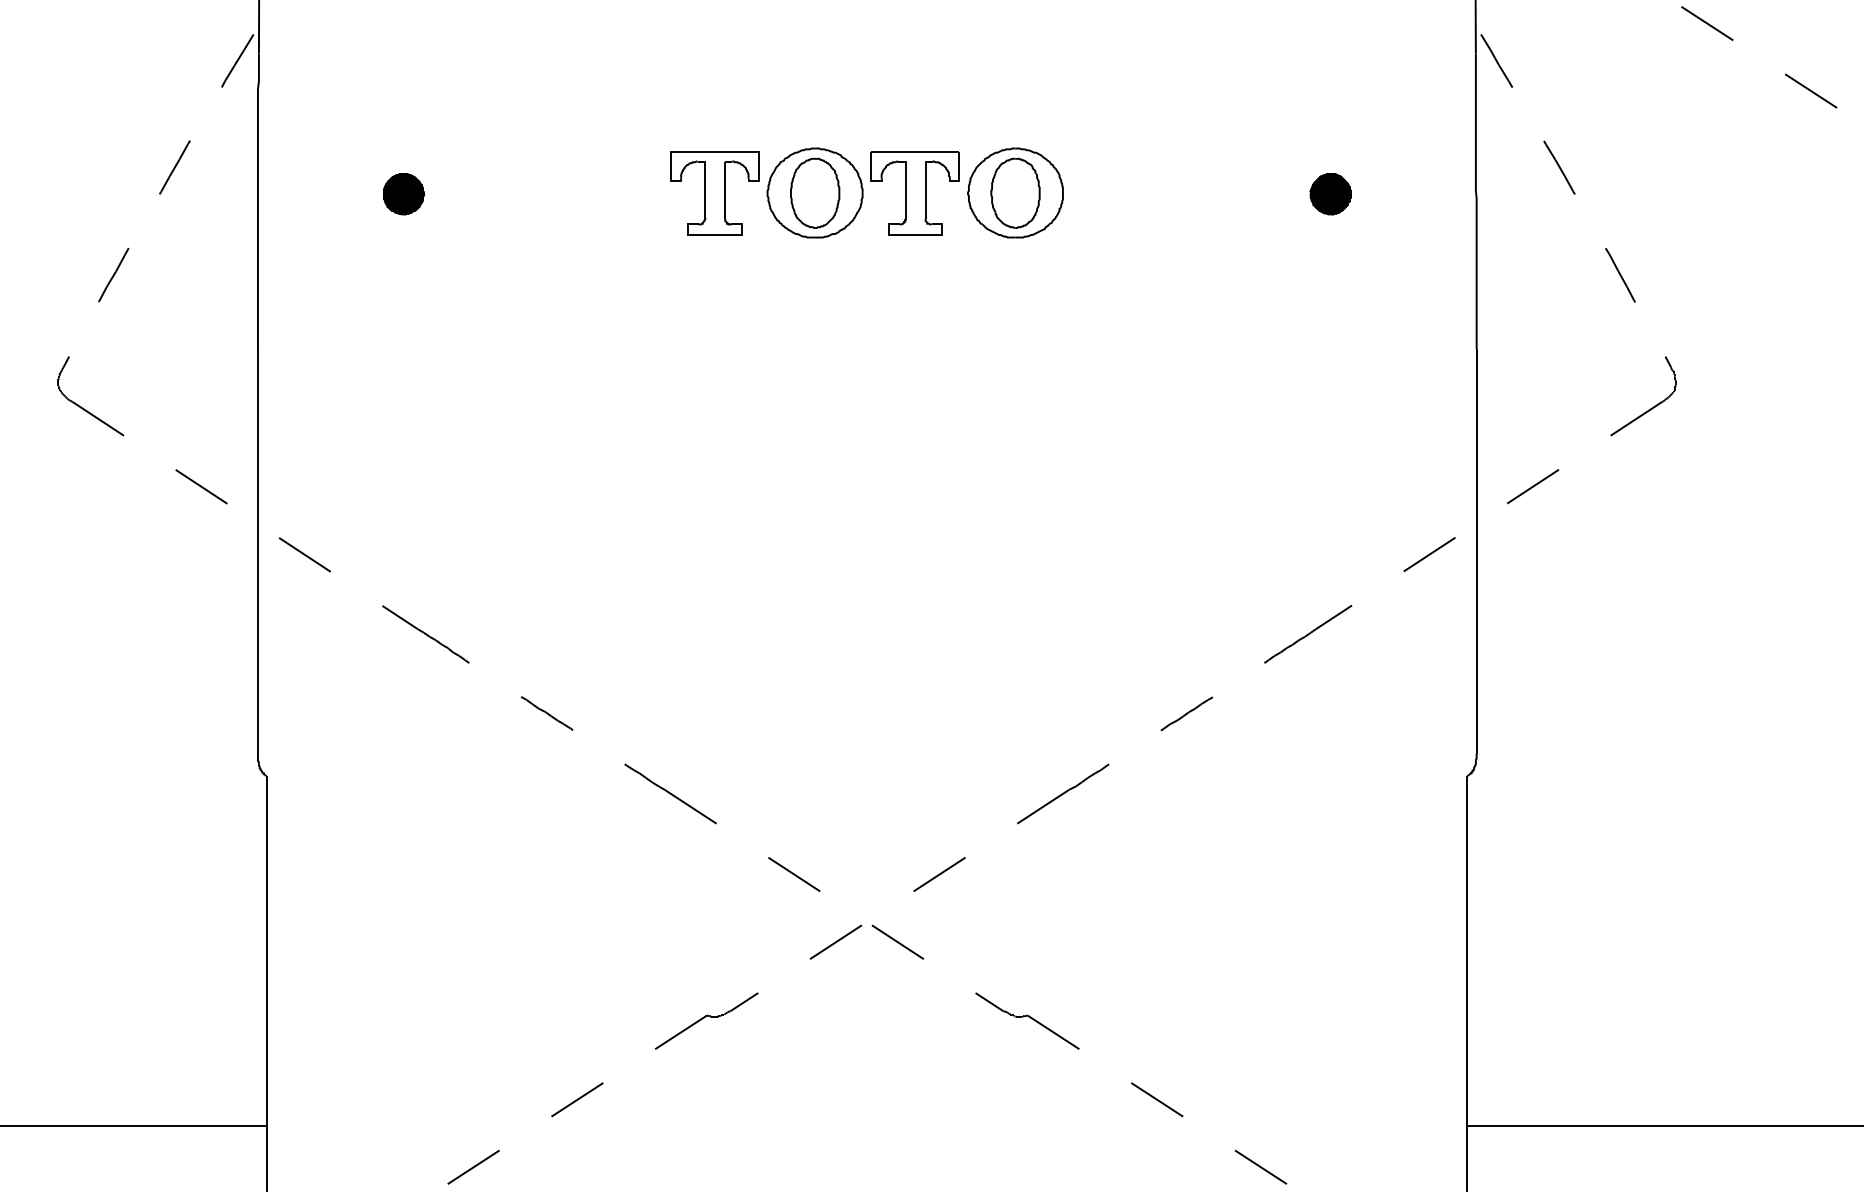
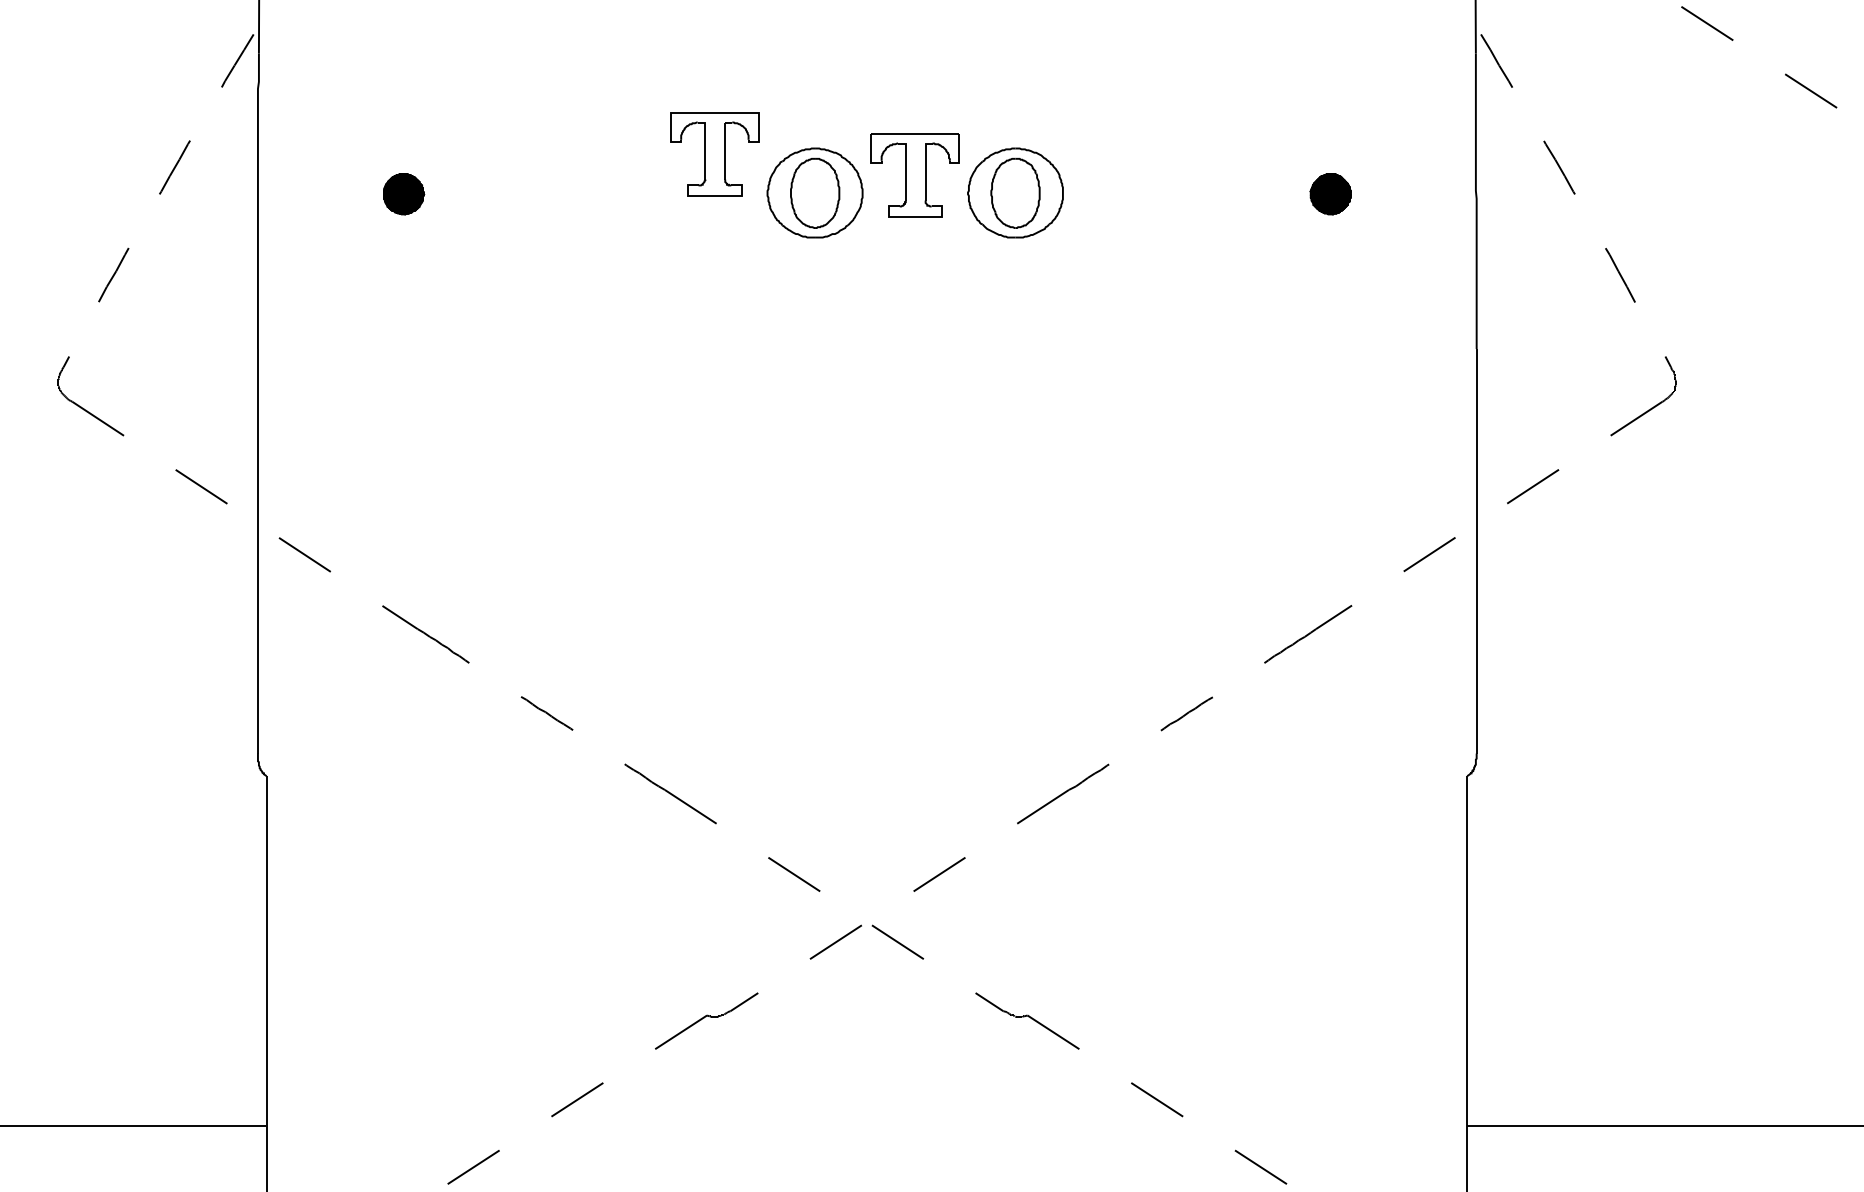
part position: (714, 193) -> (714, 154) (714, 154)
part position: (914, 193) -> (914, 175) (914, 175)
